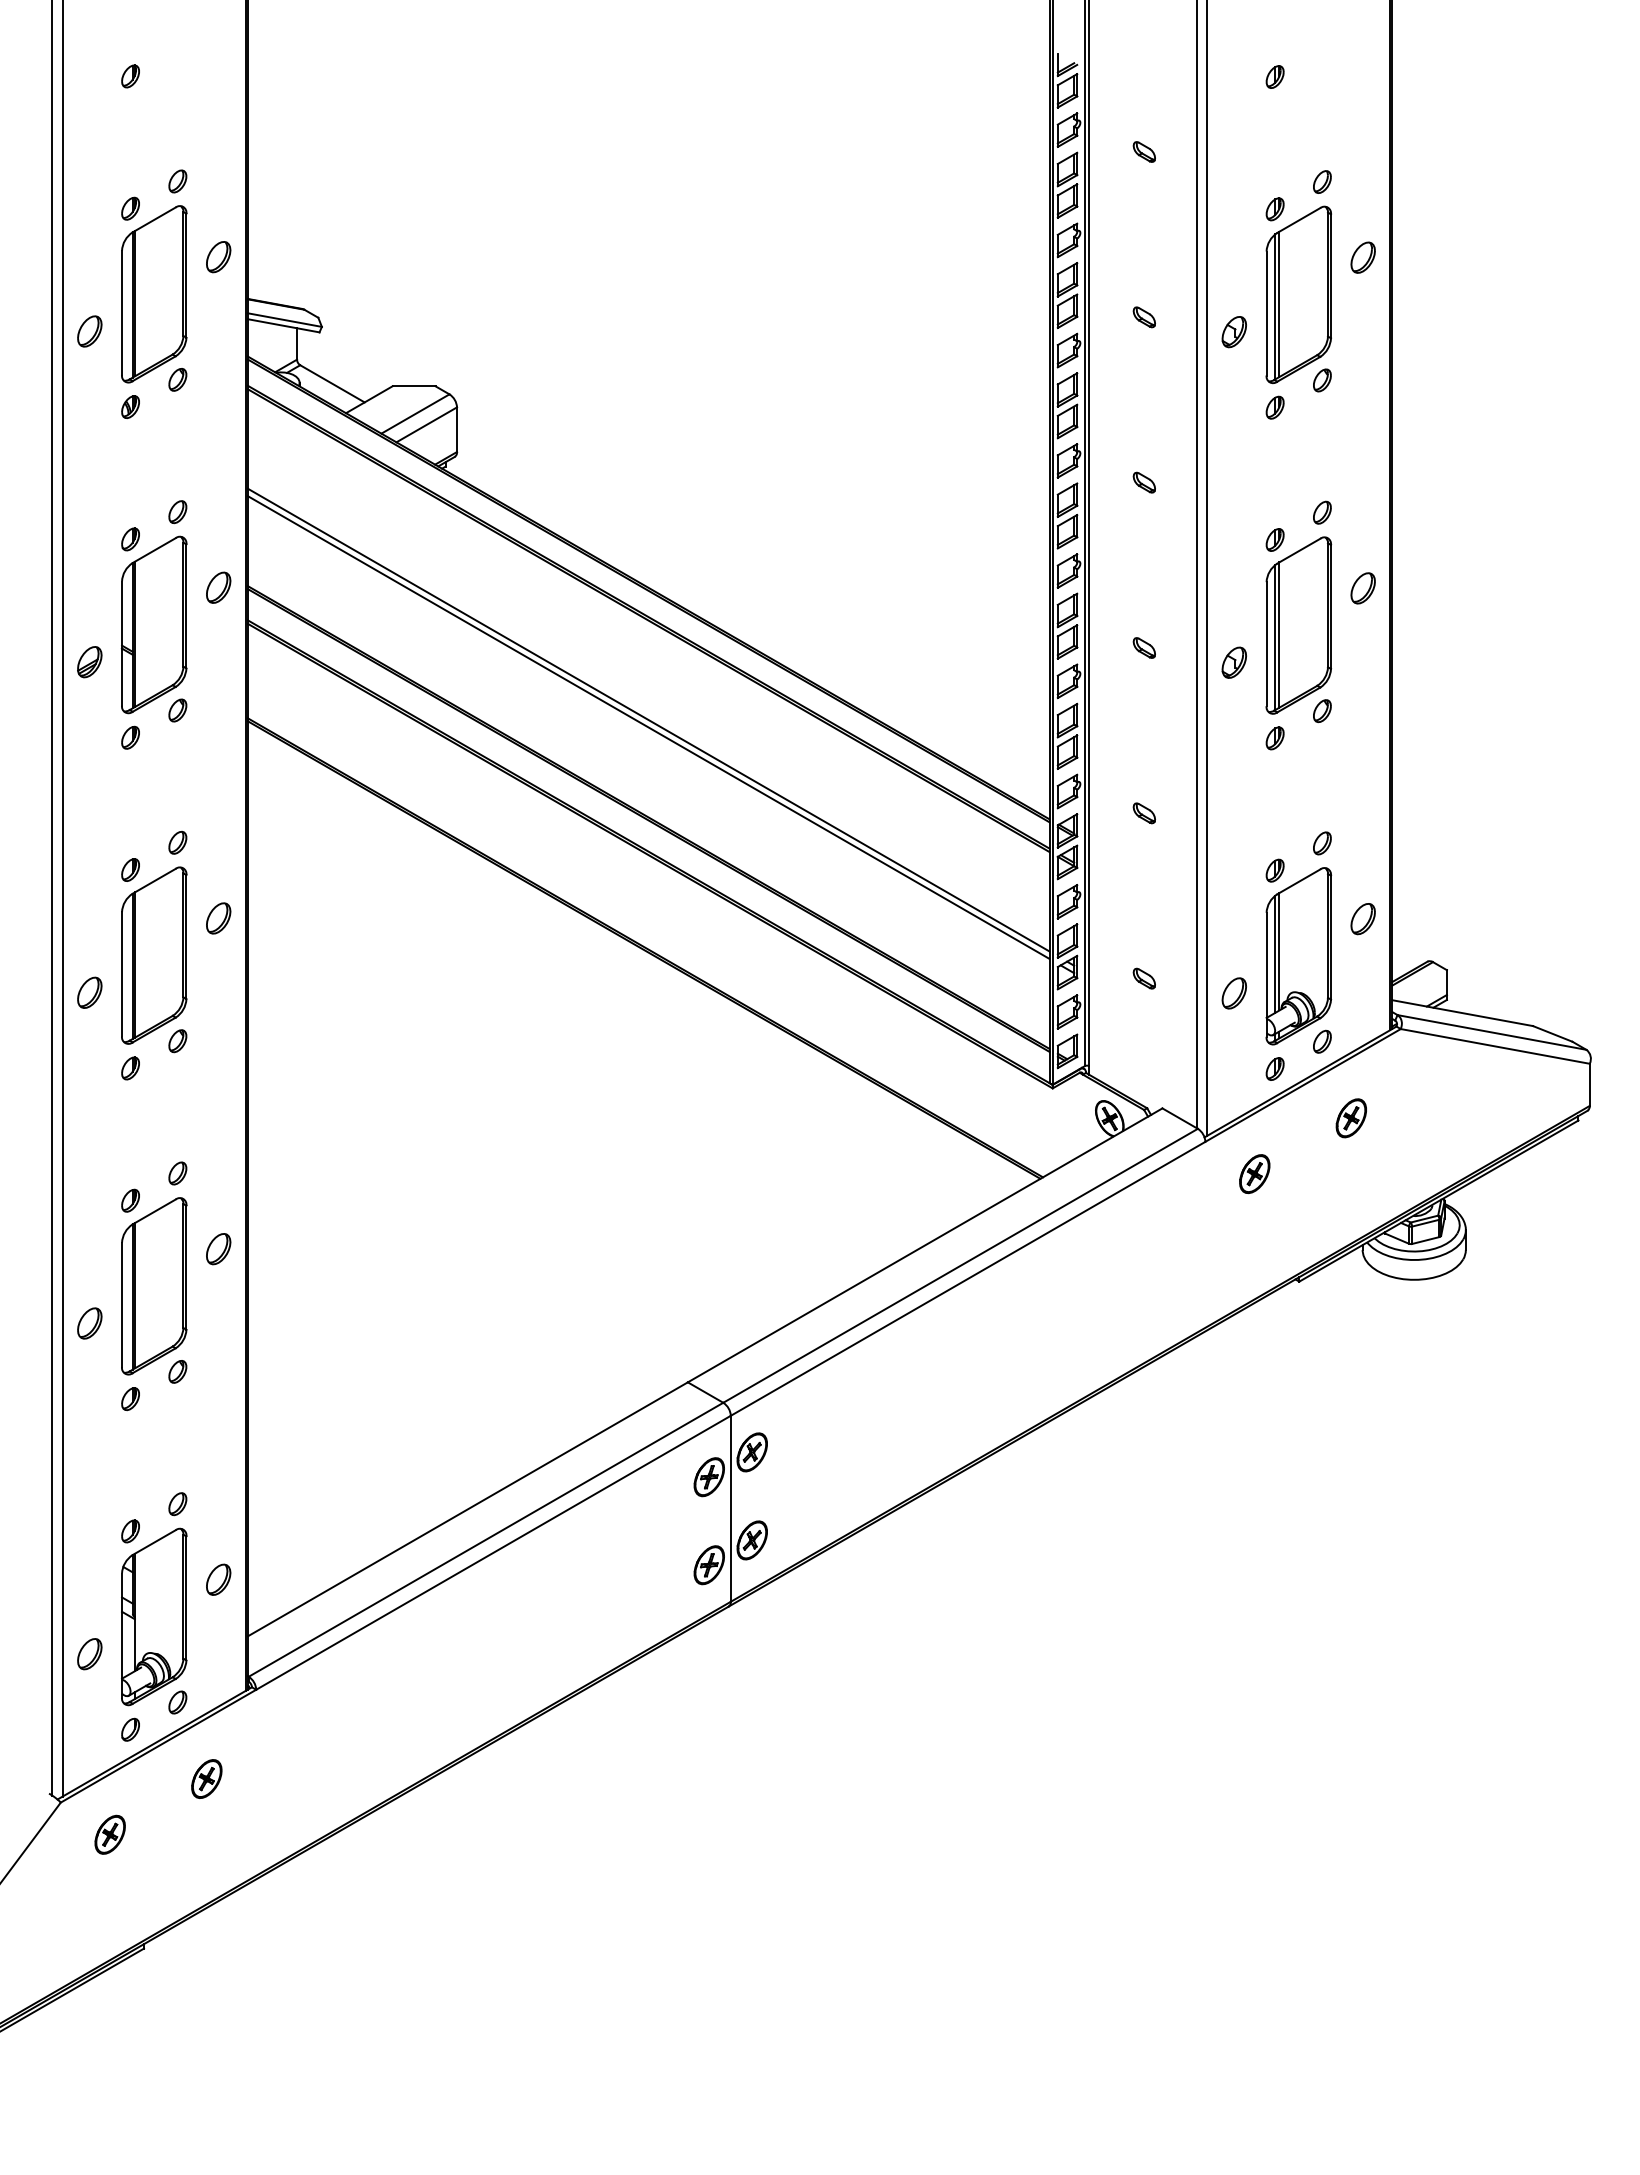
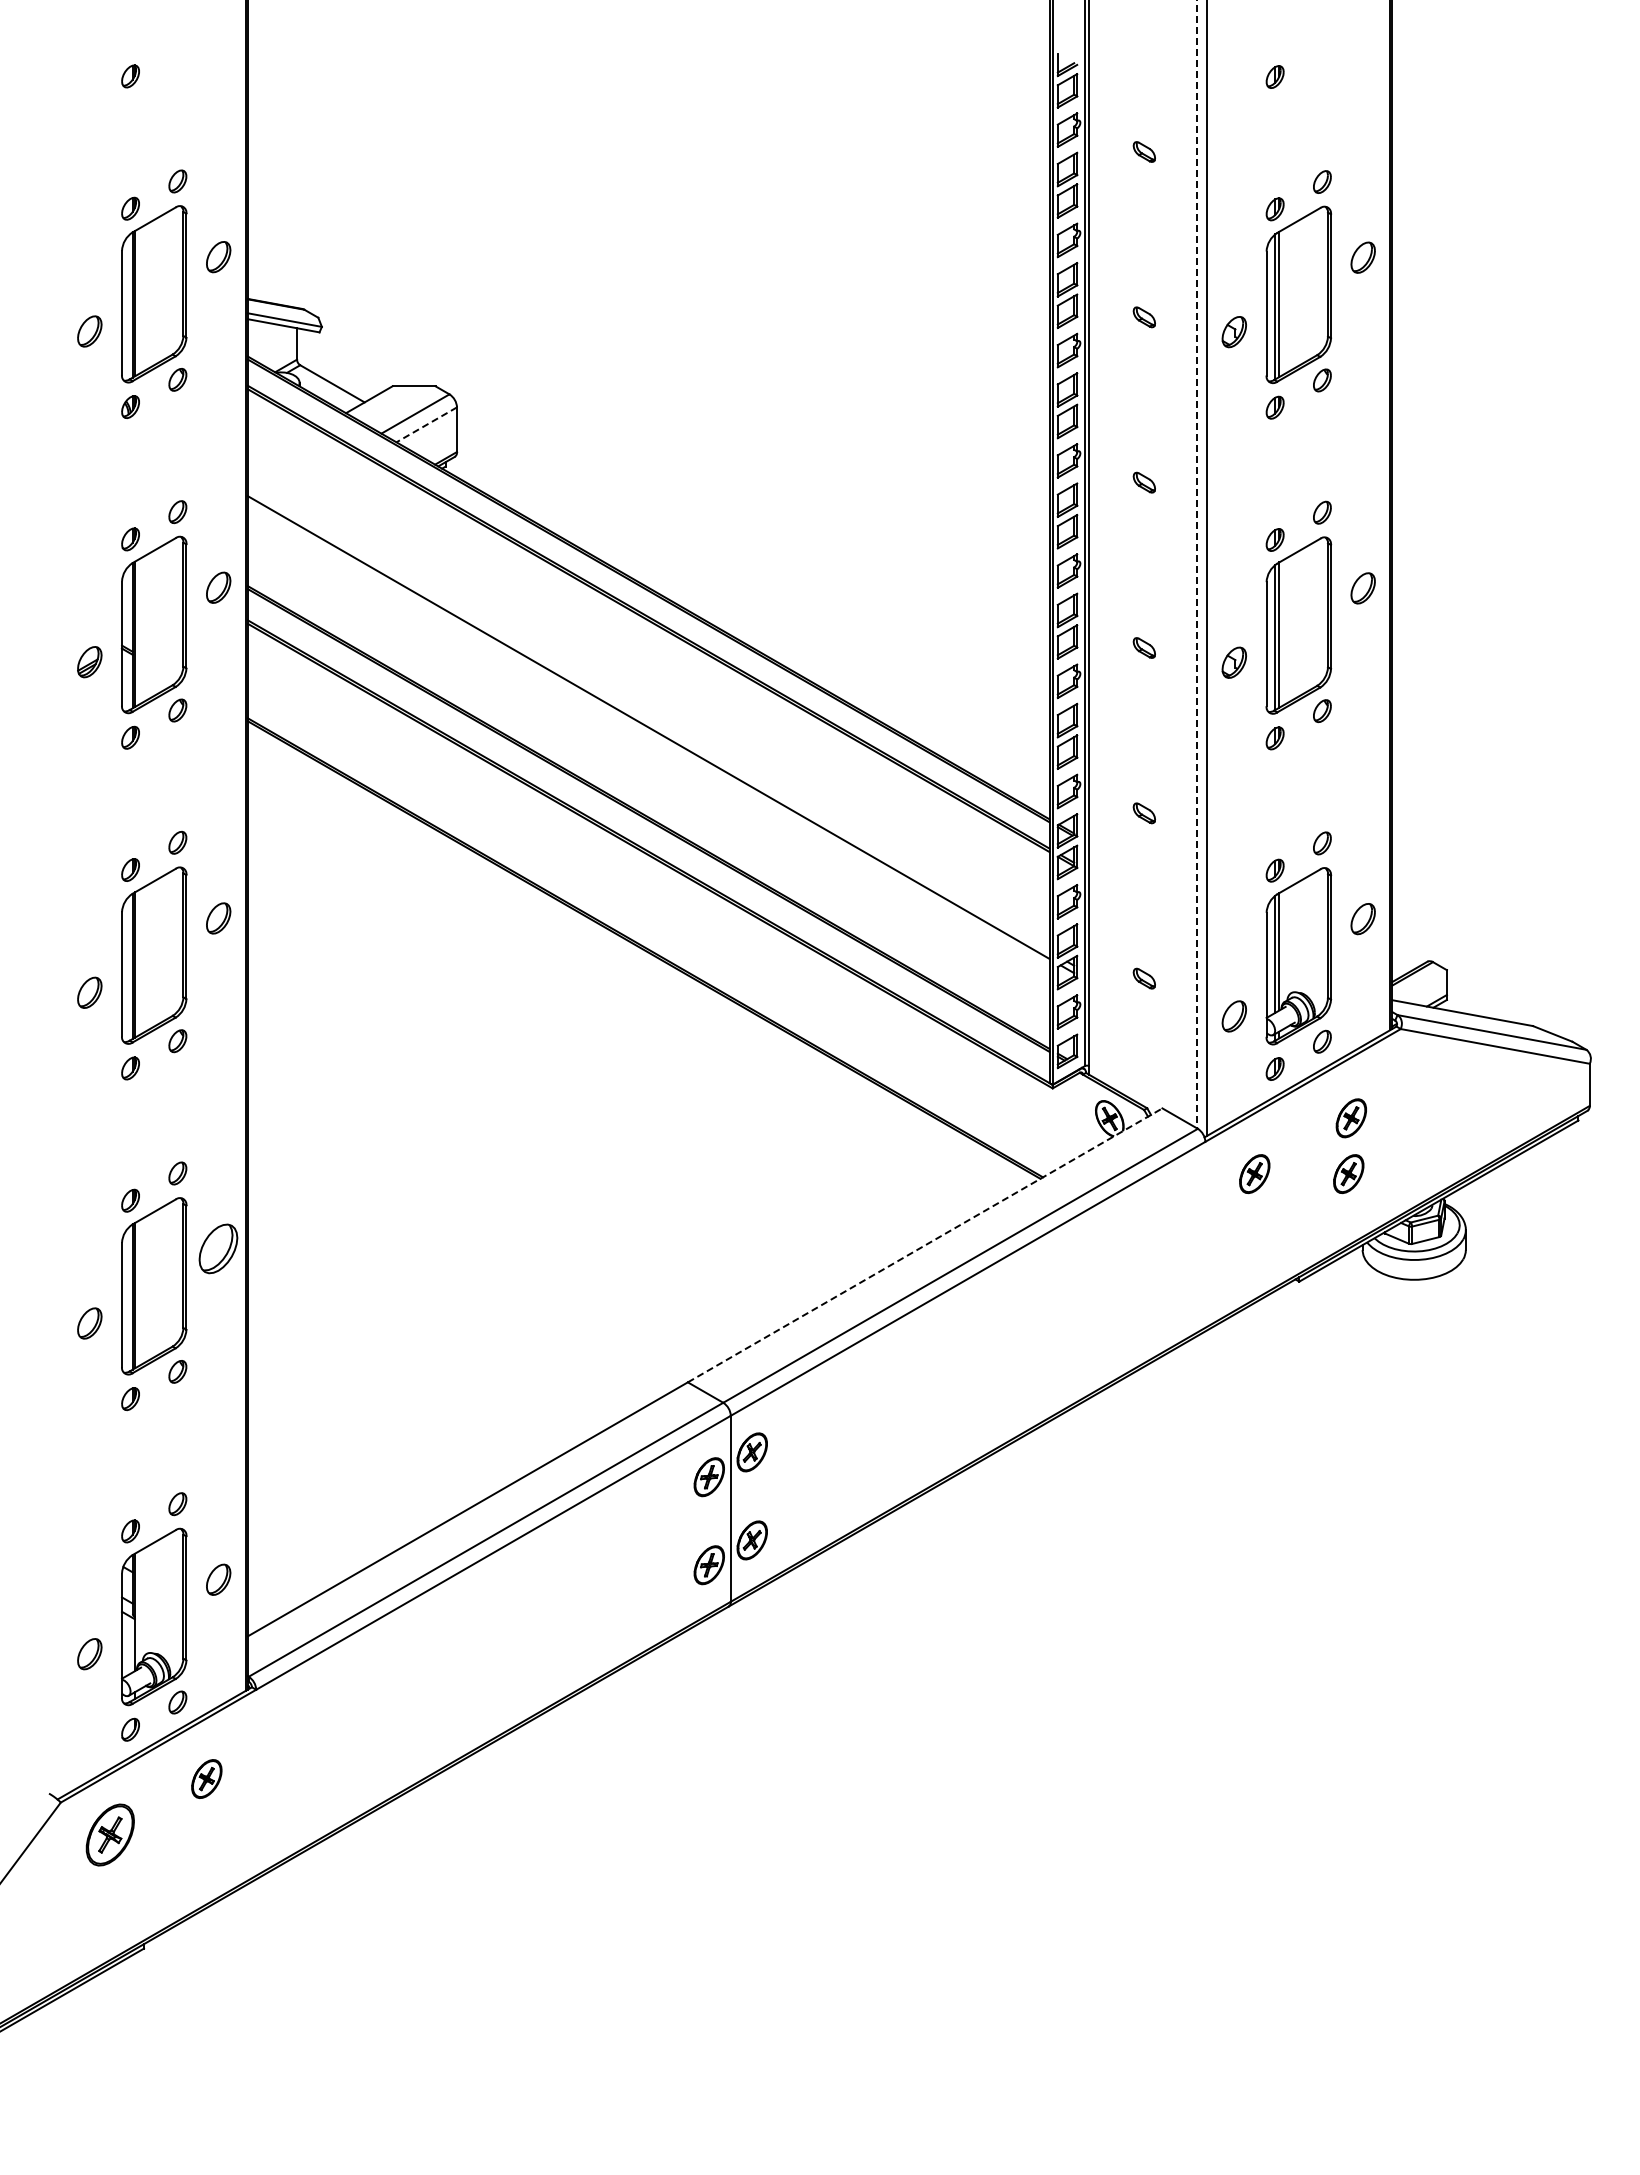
line: solid -> dashed (426, 424)
line: solid -> dashed (1196, 564)
line: present -> none (648, 719)
line: present -> none (52, 898)
line: present -> none (62, 899)
part position: (1233, 993) -> (1233, 1016) (1233, 1016)
part: none -> present (1348, 1174)
line: solid -> dashed (925, 1245)
part size: 26x33 px -> 41x52 px (218, 1248)
part size: 32x41 px -> 50x64 px (109, 1834)
